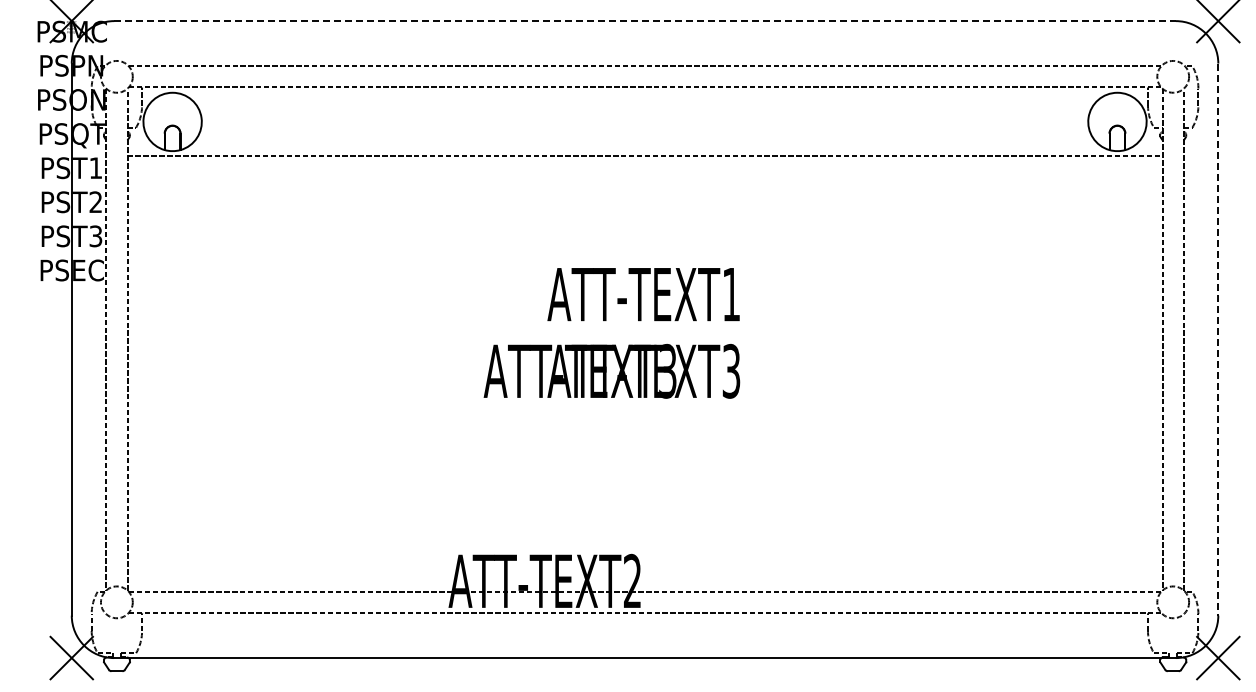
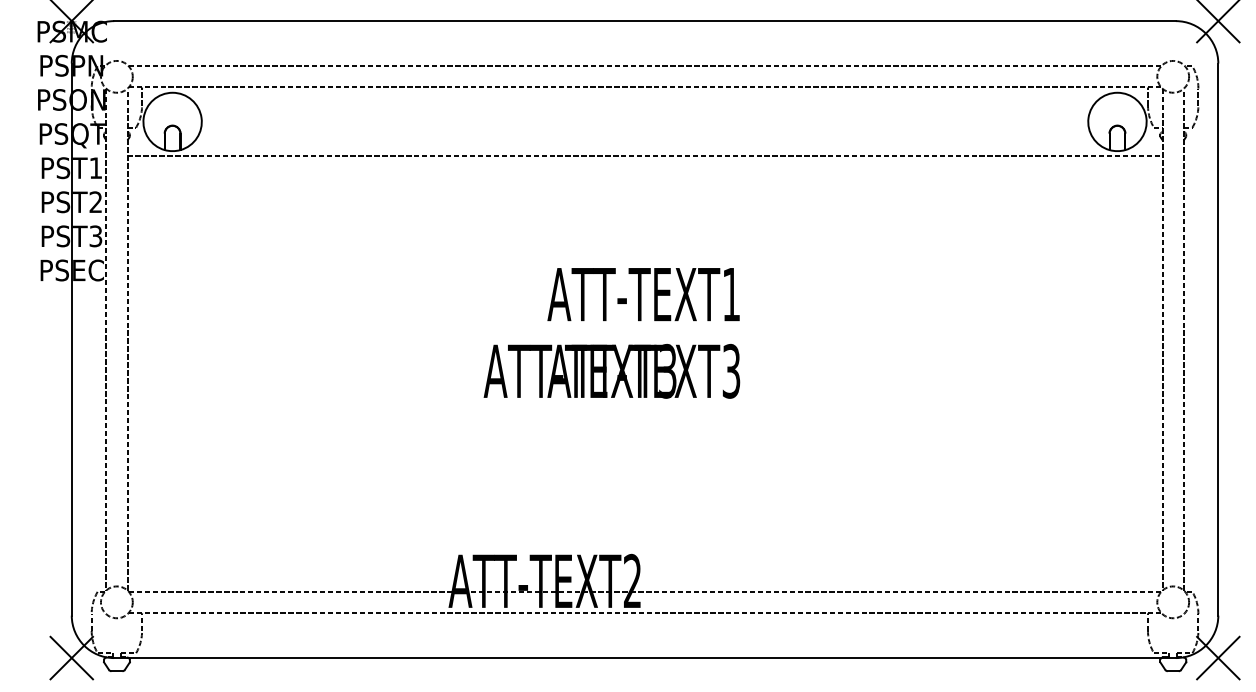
line: dashed -> solid (645, 21)
line: dashed -> solid (1218, 340)
